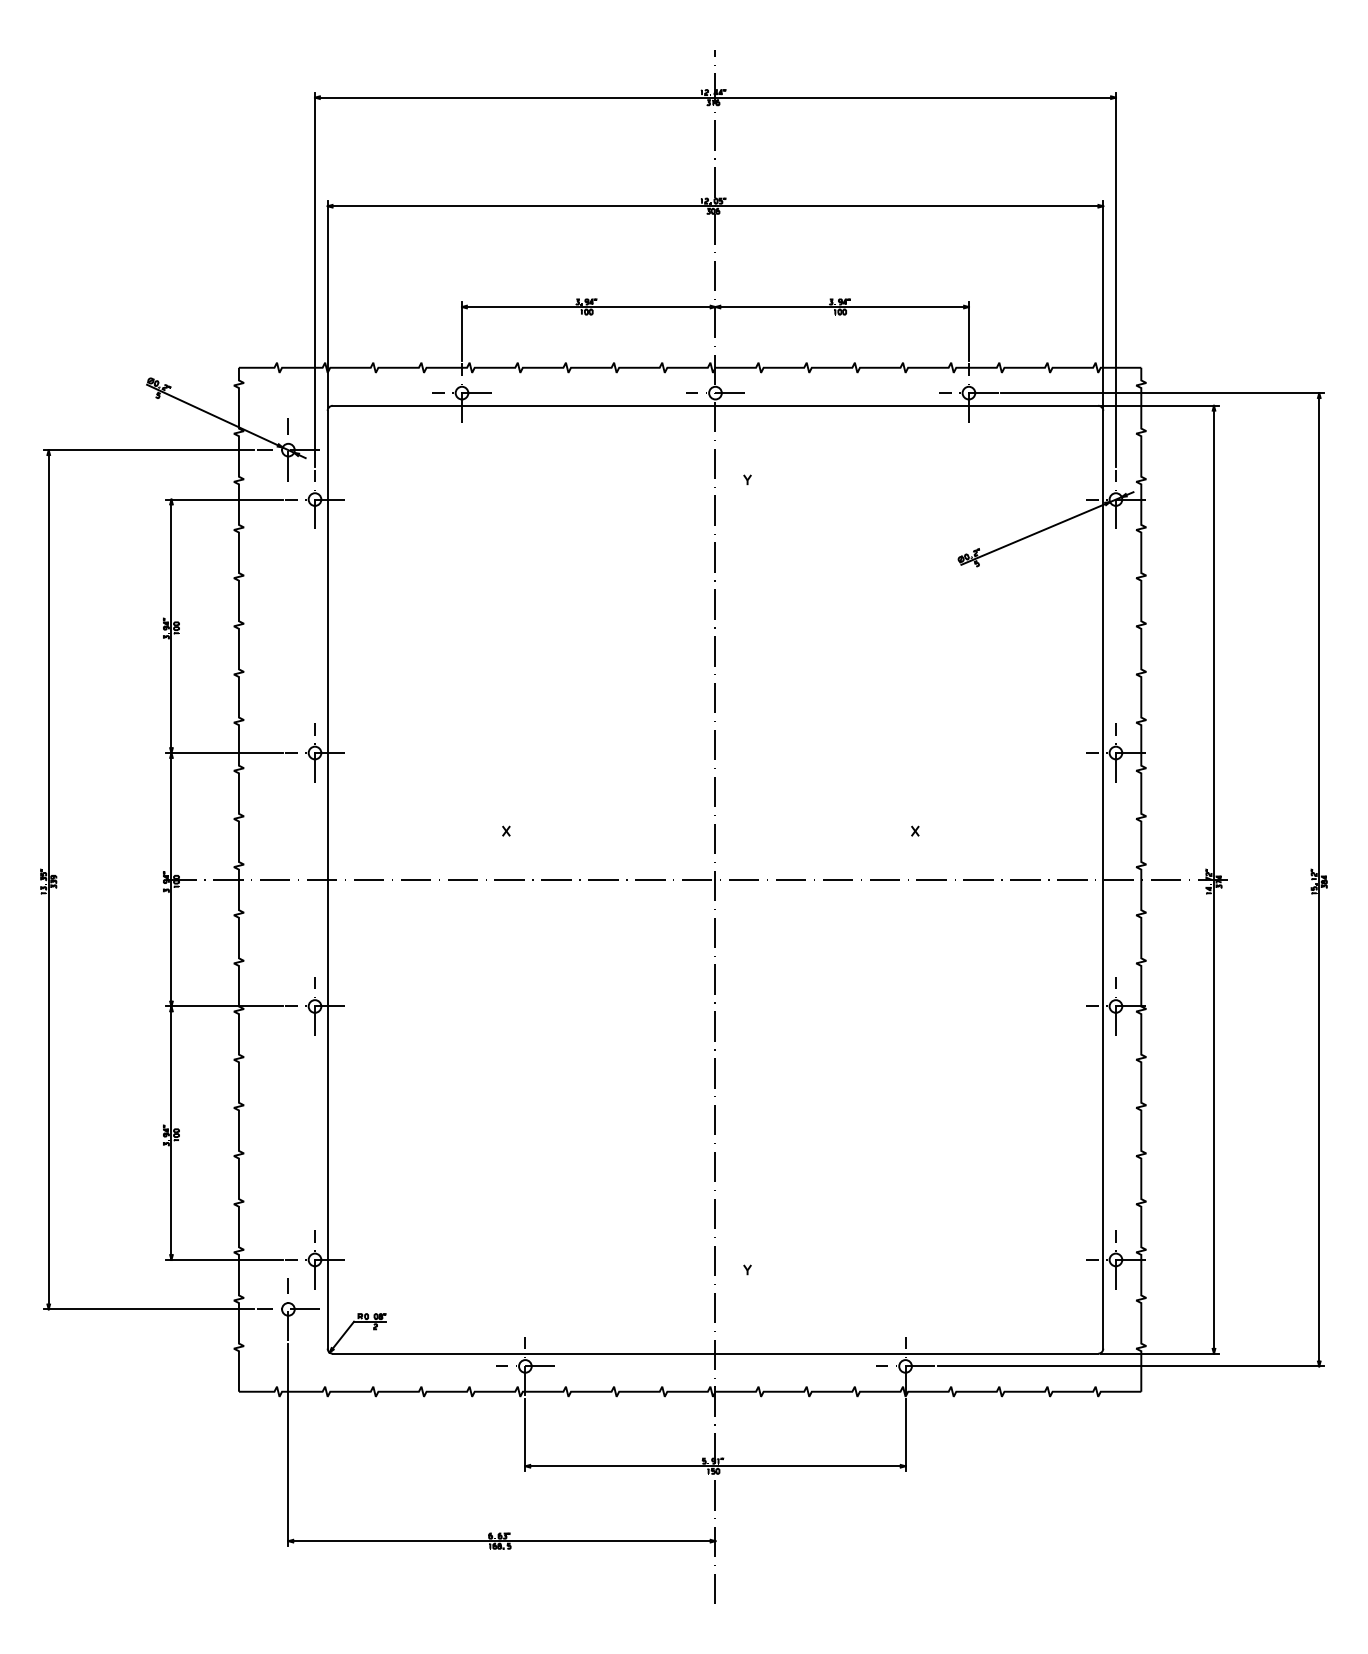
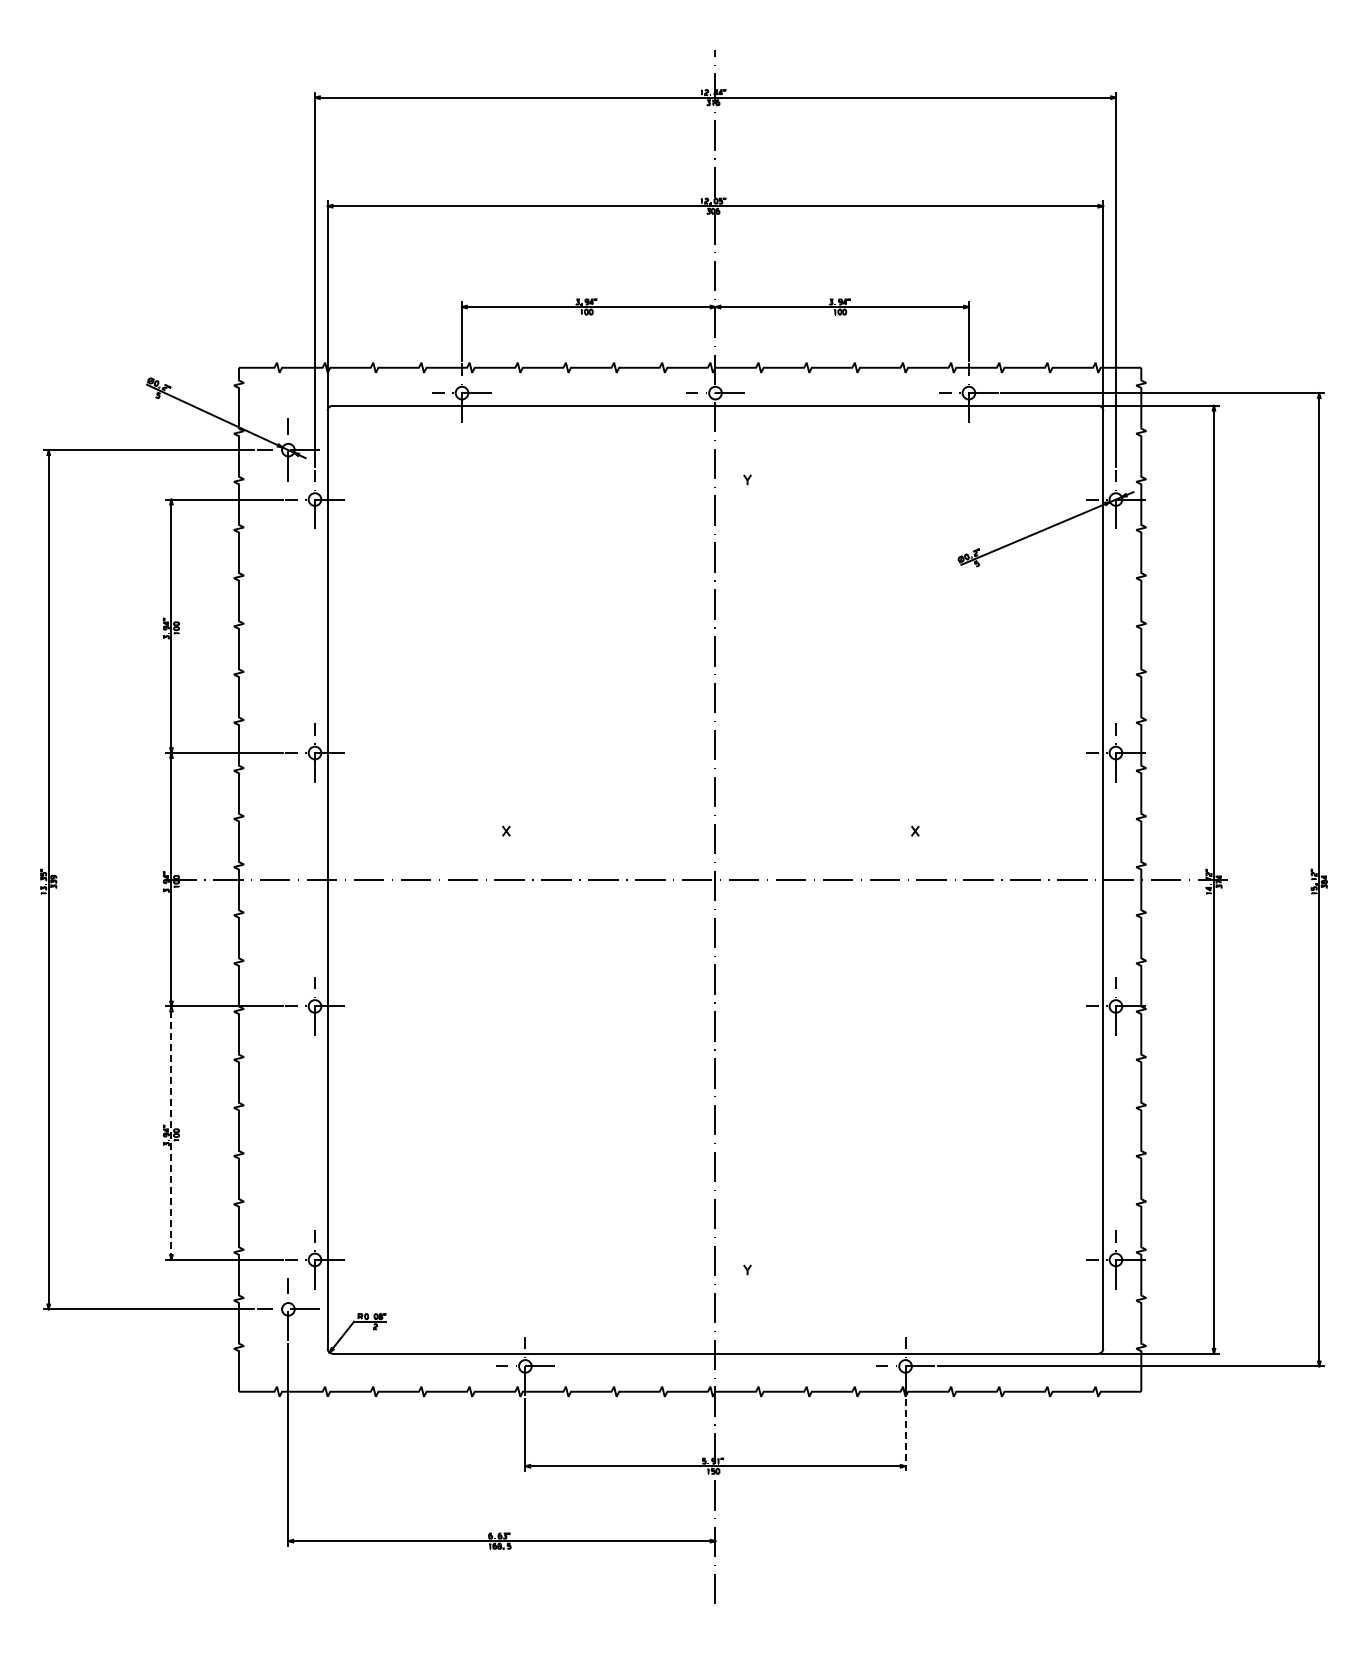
line: solid -> dashed (171, 1133)
line: solid -> dashed (905, 1435)
